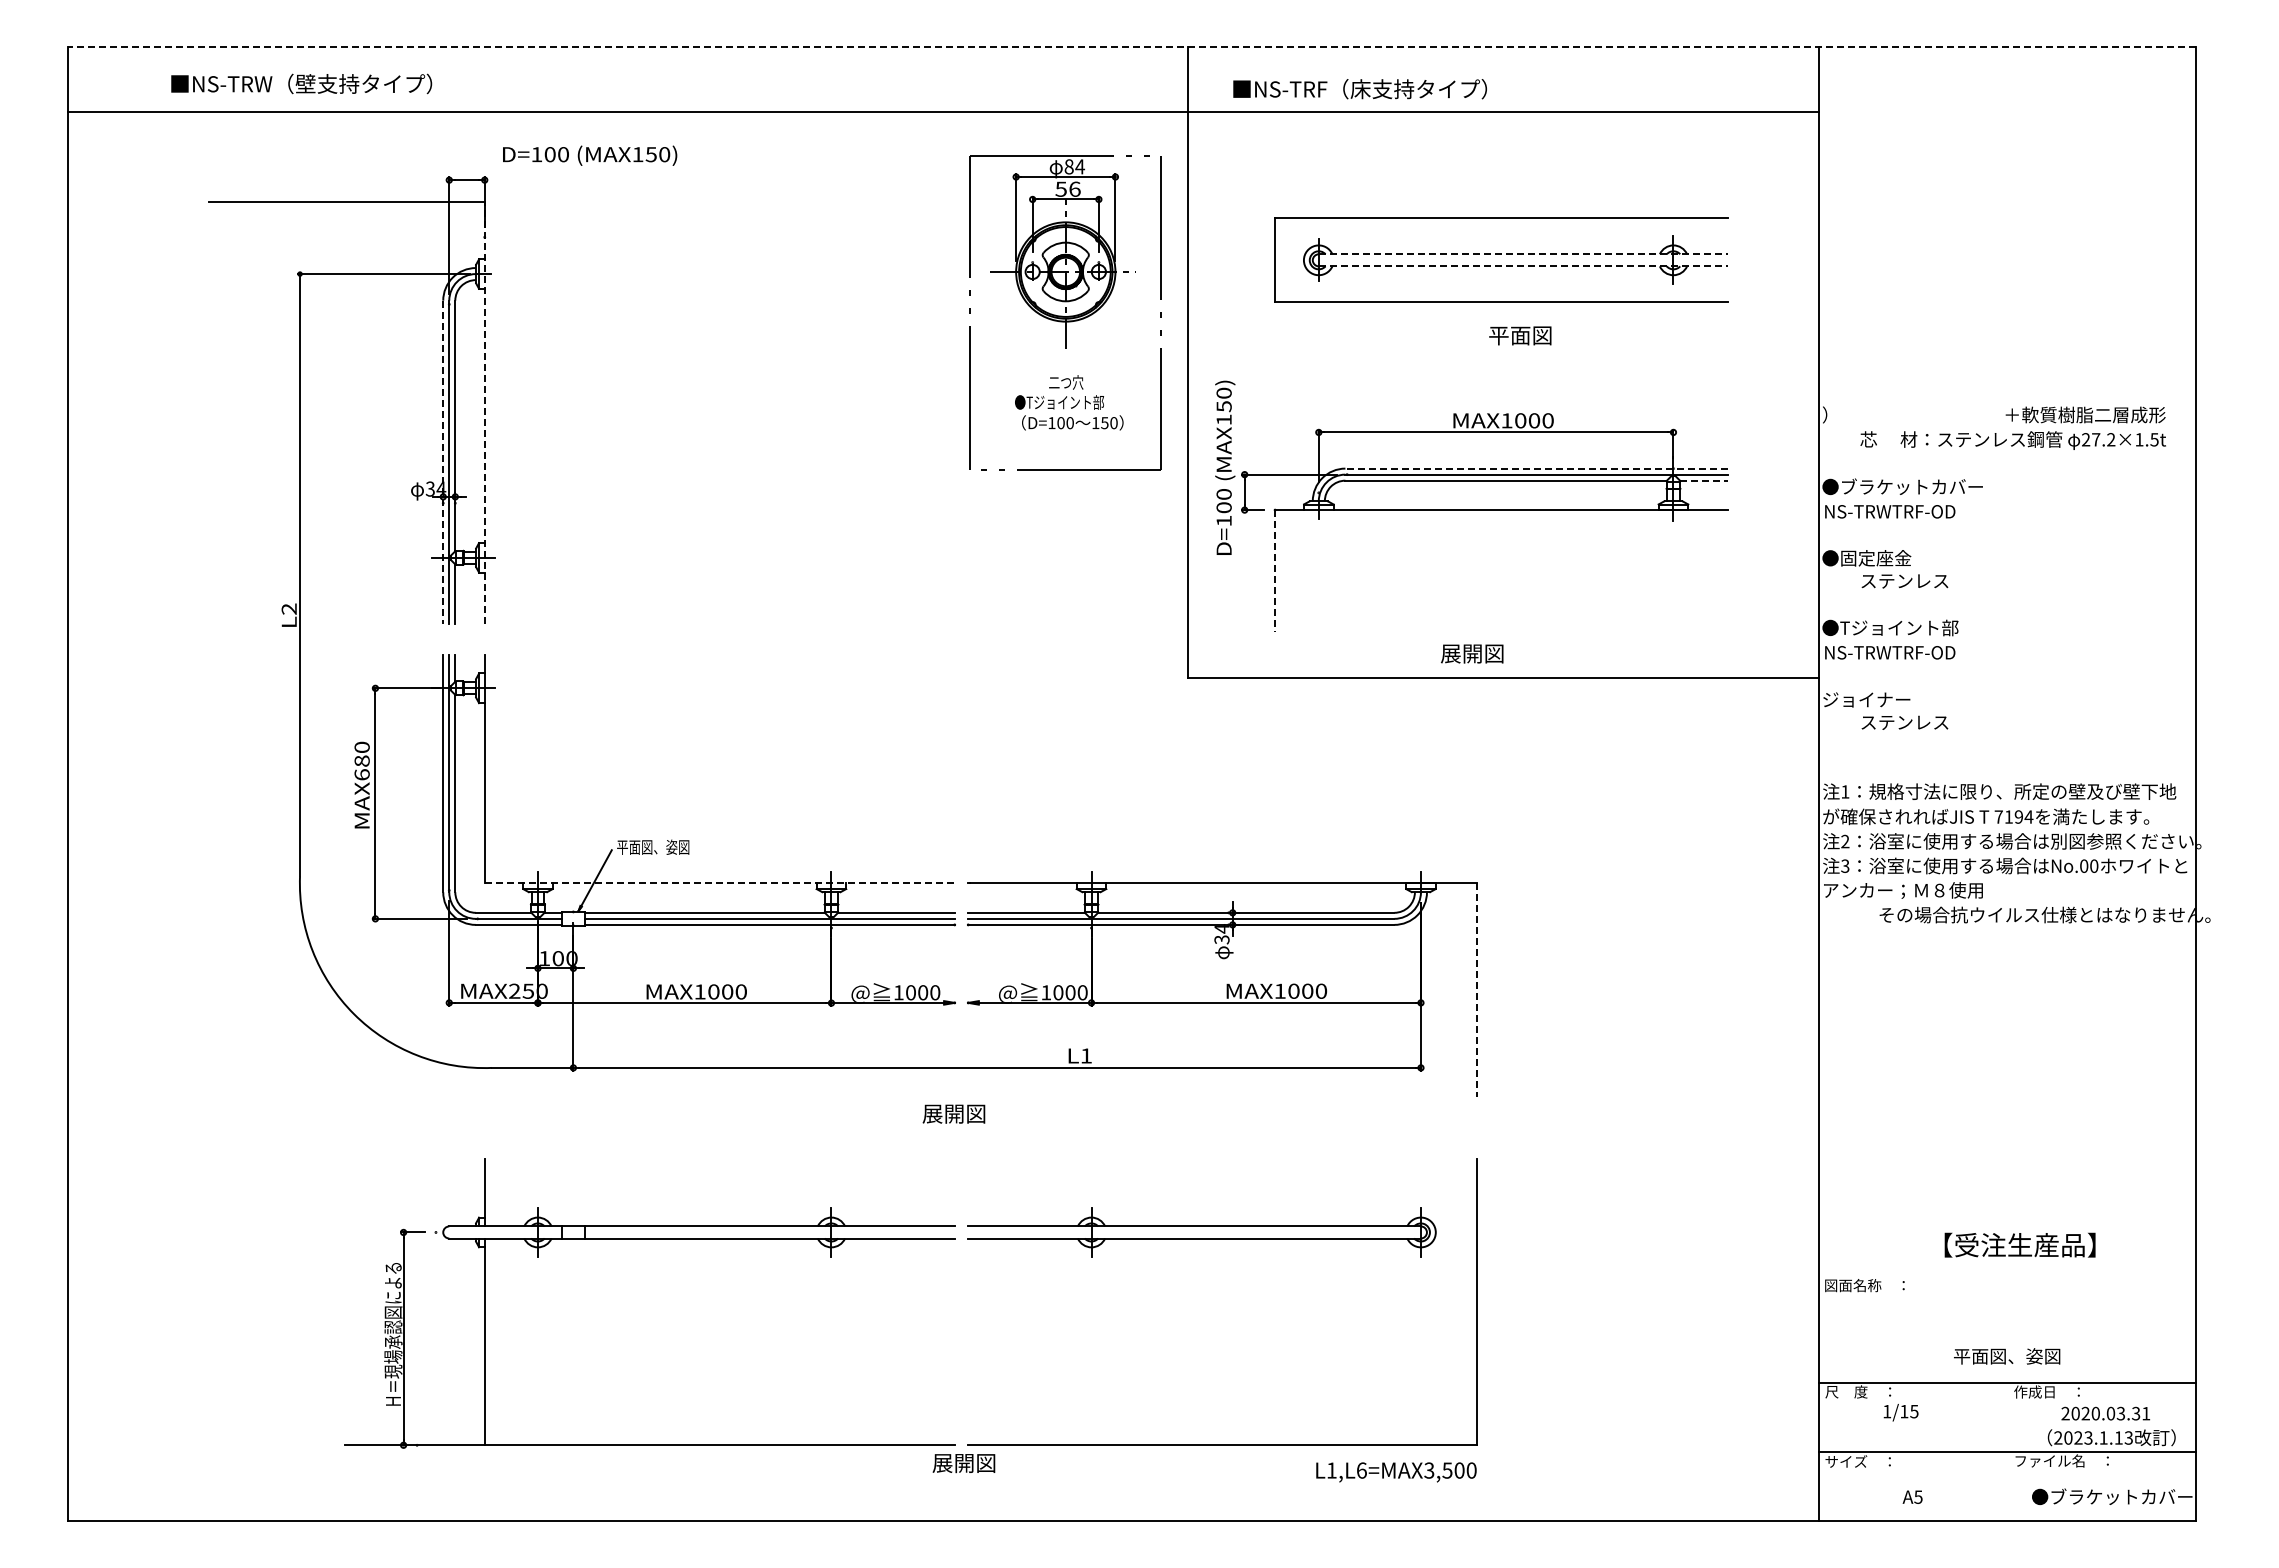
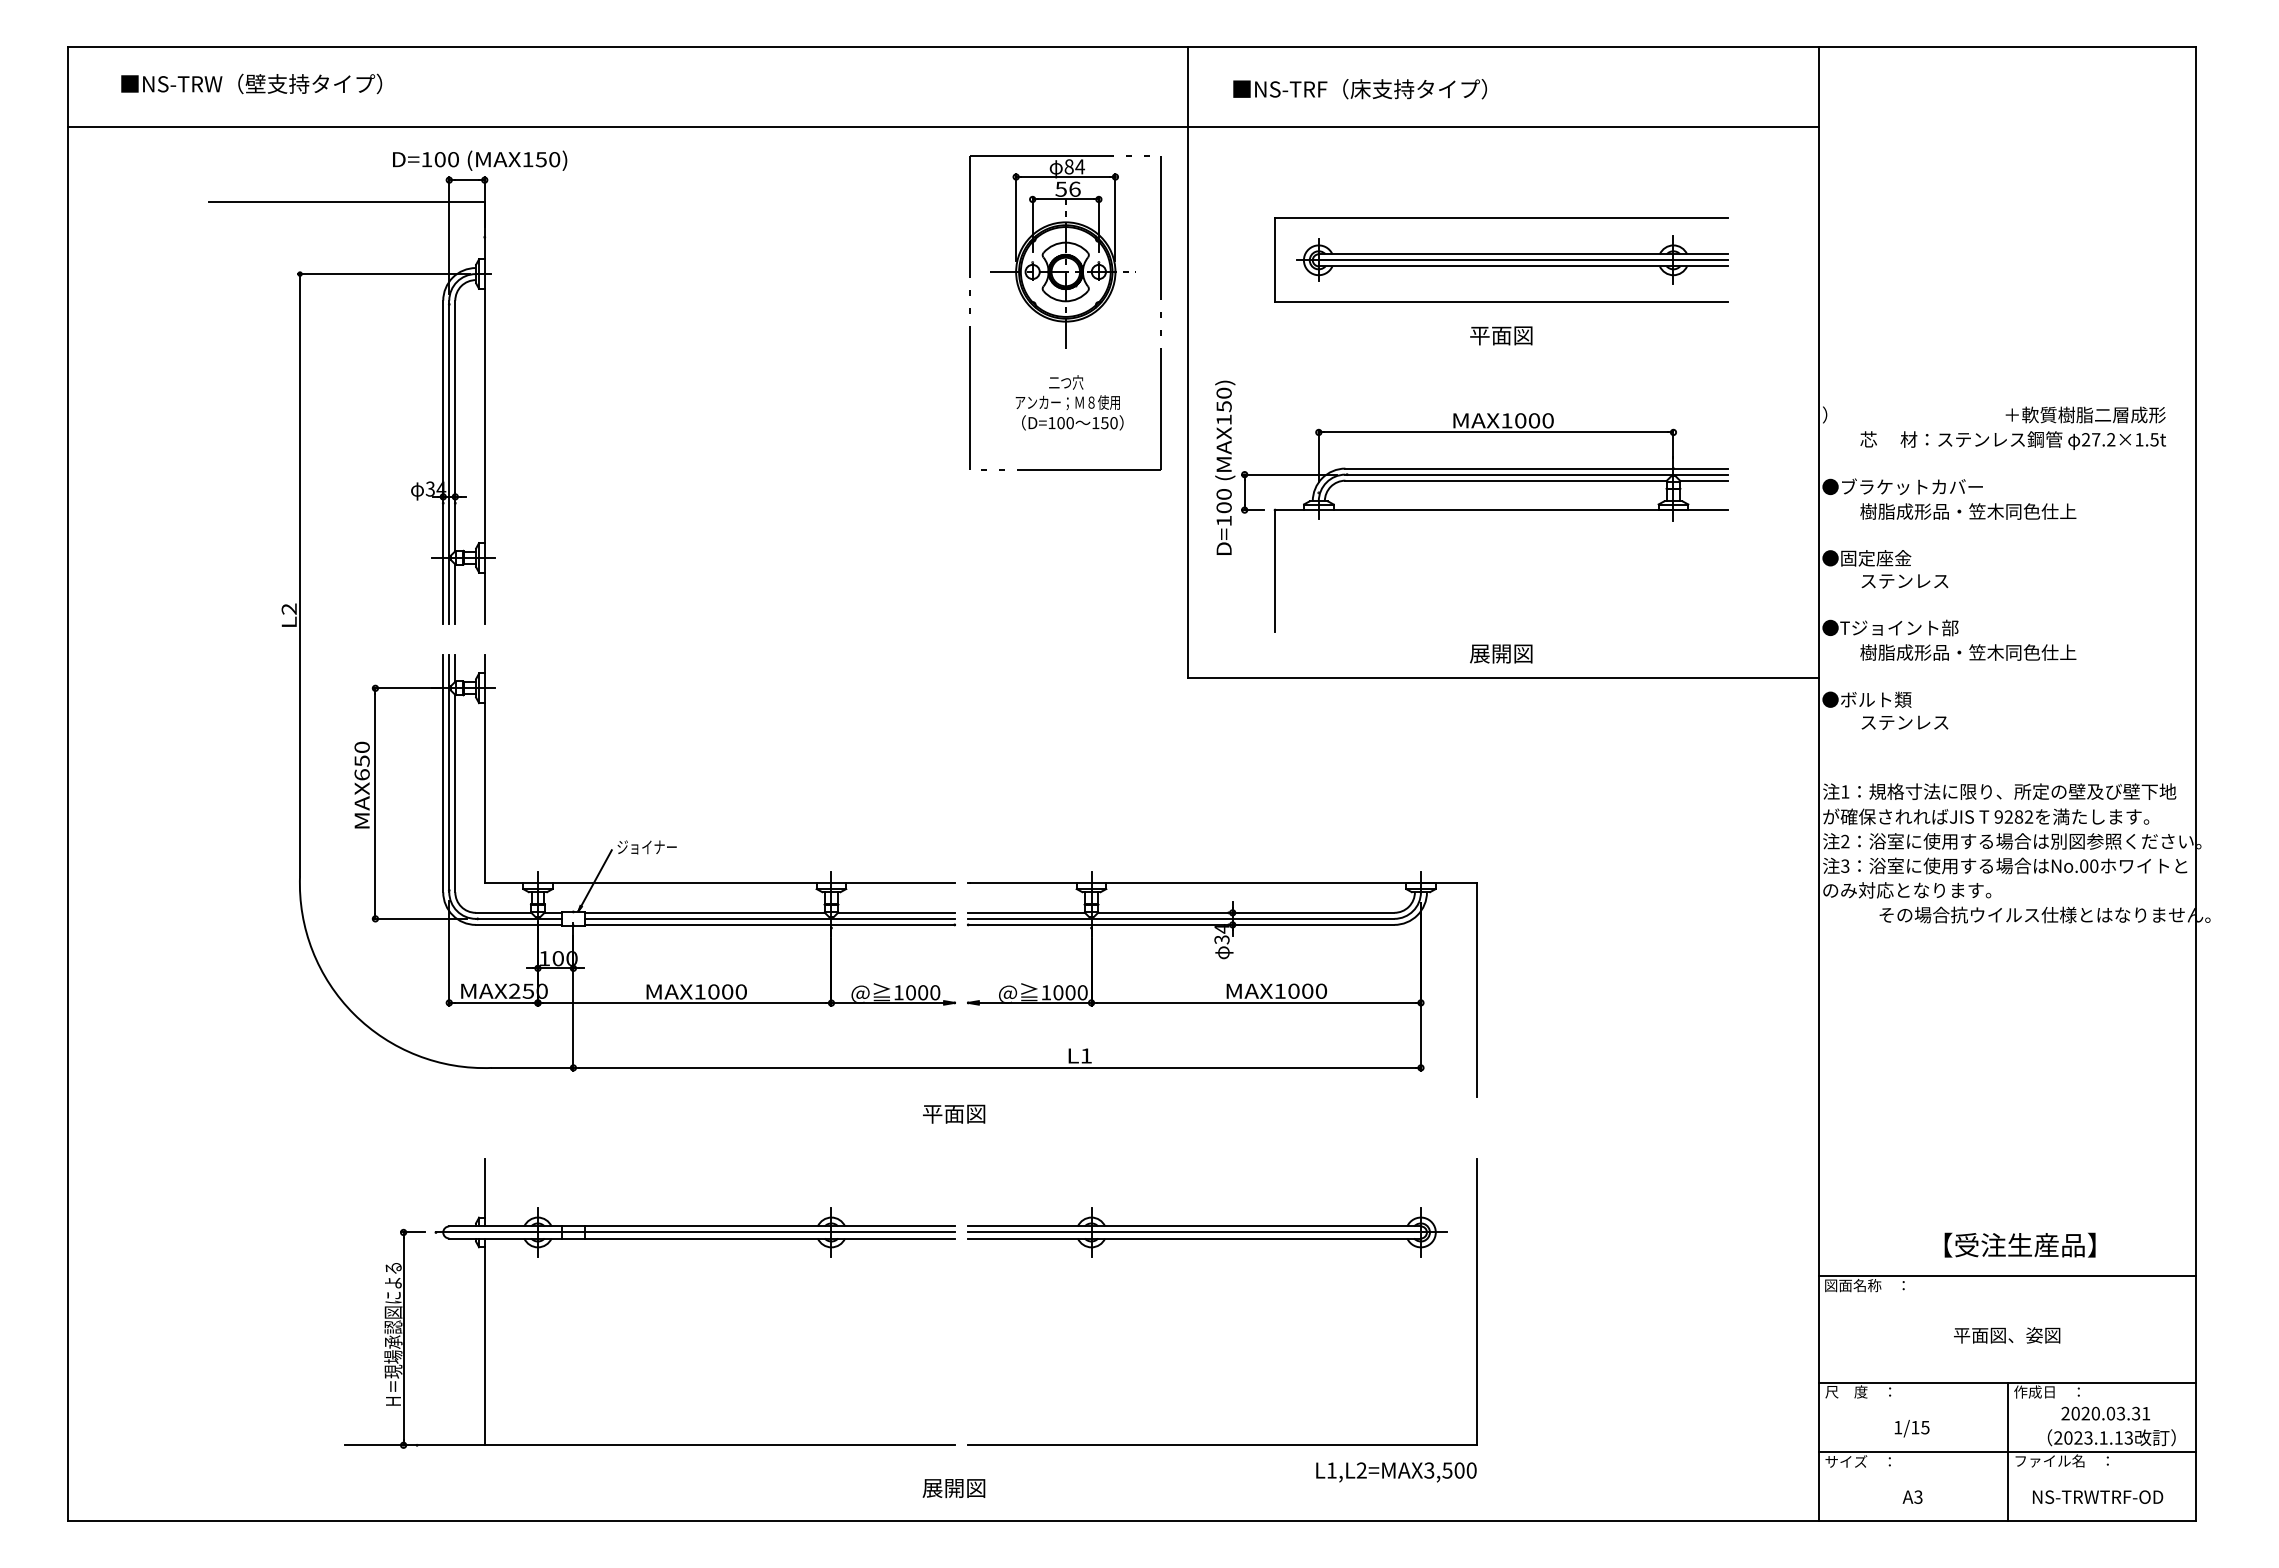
line: dashed -> solid (1131, 47)
text position: (301, 83) -> (251, 83) (251, 83)
line position: (943, 111) -> (943, 126) (943, 126)
text position: (590, 155) -> (480, 160) (480, 160)
line: dashed -> solid (1523, 254)
line: none -> present (1512, 260)
line: dashed -> solid (1523, 266)
text position: (1520, 335) -> (1501, 335) (1501, 335)
text: ●Tジョイント部 -> アンカー；Ｍ８使用 (1067, 402)
line: dashed -> solid (484, 412)
line: dashed -> solid (443, 462)
line: dashed -> solid (1536, 468)
line: dashed -> solid (1704, 480)
text: NS-TRWTRF-OD -> 樹脂成形品・笠木同色仕上 (1950, 511)
line: dashed -> solid (1275, 571)
text: NS-TRWTRF-OD -> 樹脂成形品・笠木同色仕上 (1950, 652)
text position: (1472, 653) -> (1501, 653) (1501, 653)
text: ジョイナー -> ●ボルト類 (1866, 699)
text: MAX680 -> MAX650 (361, 760)
text: 7194 -> 9282 (2013, 816)
text: 平面図、姿図 -> ジョイナー (653, 846)
line: dashed -> solid (719, 883)
text: アンカー；Ｍ８使用 -> のみ対応となります。 (1907, 890)
line: dashed -> solid (1476, 990)
text: 展開図 -> 平面図 (943, 1113)
line: none -> present (694, 1232)
line: none -> present (1207, 1232)
line: none -> present (2007, 1276)
text position: (2007, 1356) -> (2007, 1335) (2007, 1335)
text position: (1900, 1412) -> (1911, 1428) (1911, 1428)
line: none -> present (2007, 1451)
text position: (963, 1463) -> (953, 1488) (953, 1488)
text: L1,L6=MAX3,500 -> L1,L2=MAX3,500 (1361, 1470)
text: A5 -> A3 (1918, 1496)
text: ●ブラケットカバー -> NS-TRWTRF-OD (2112, 1496)
